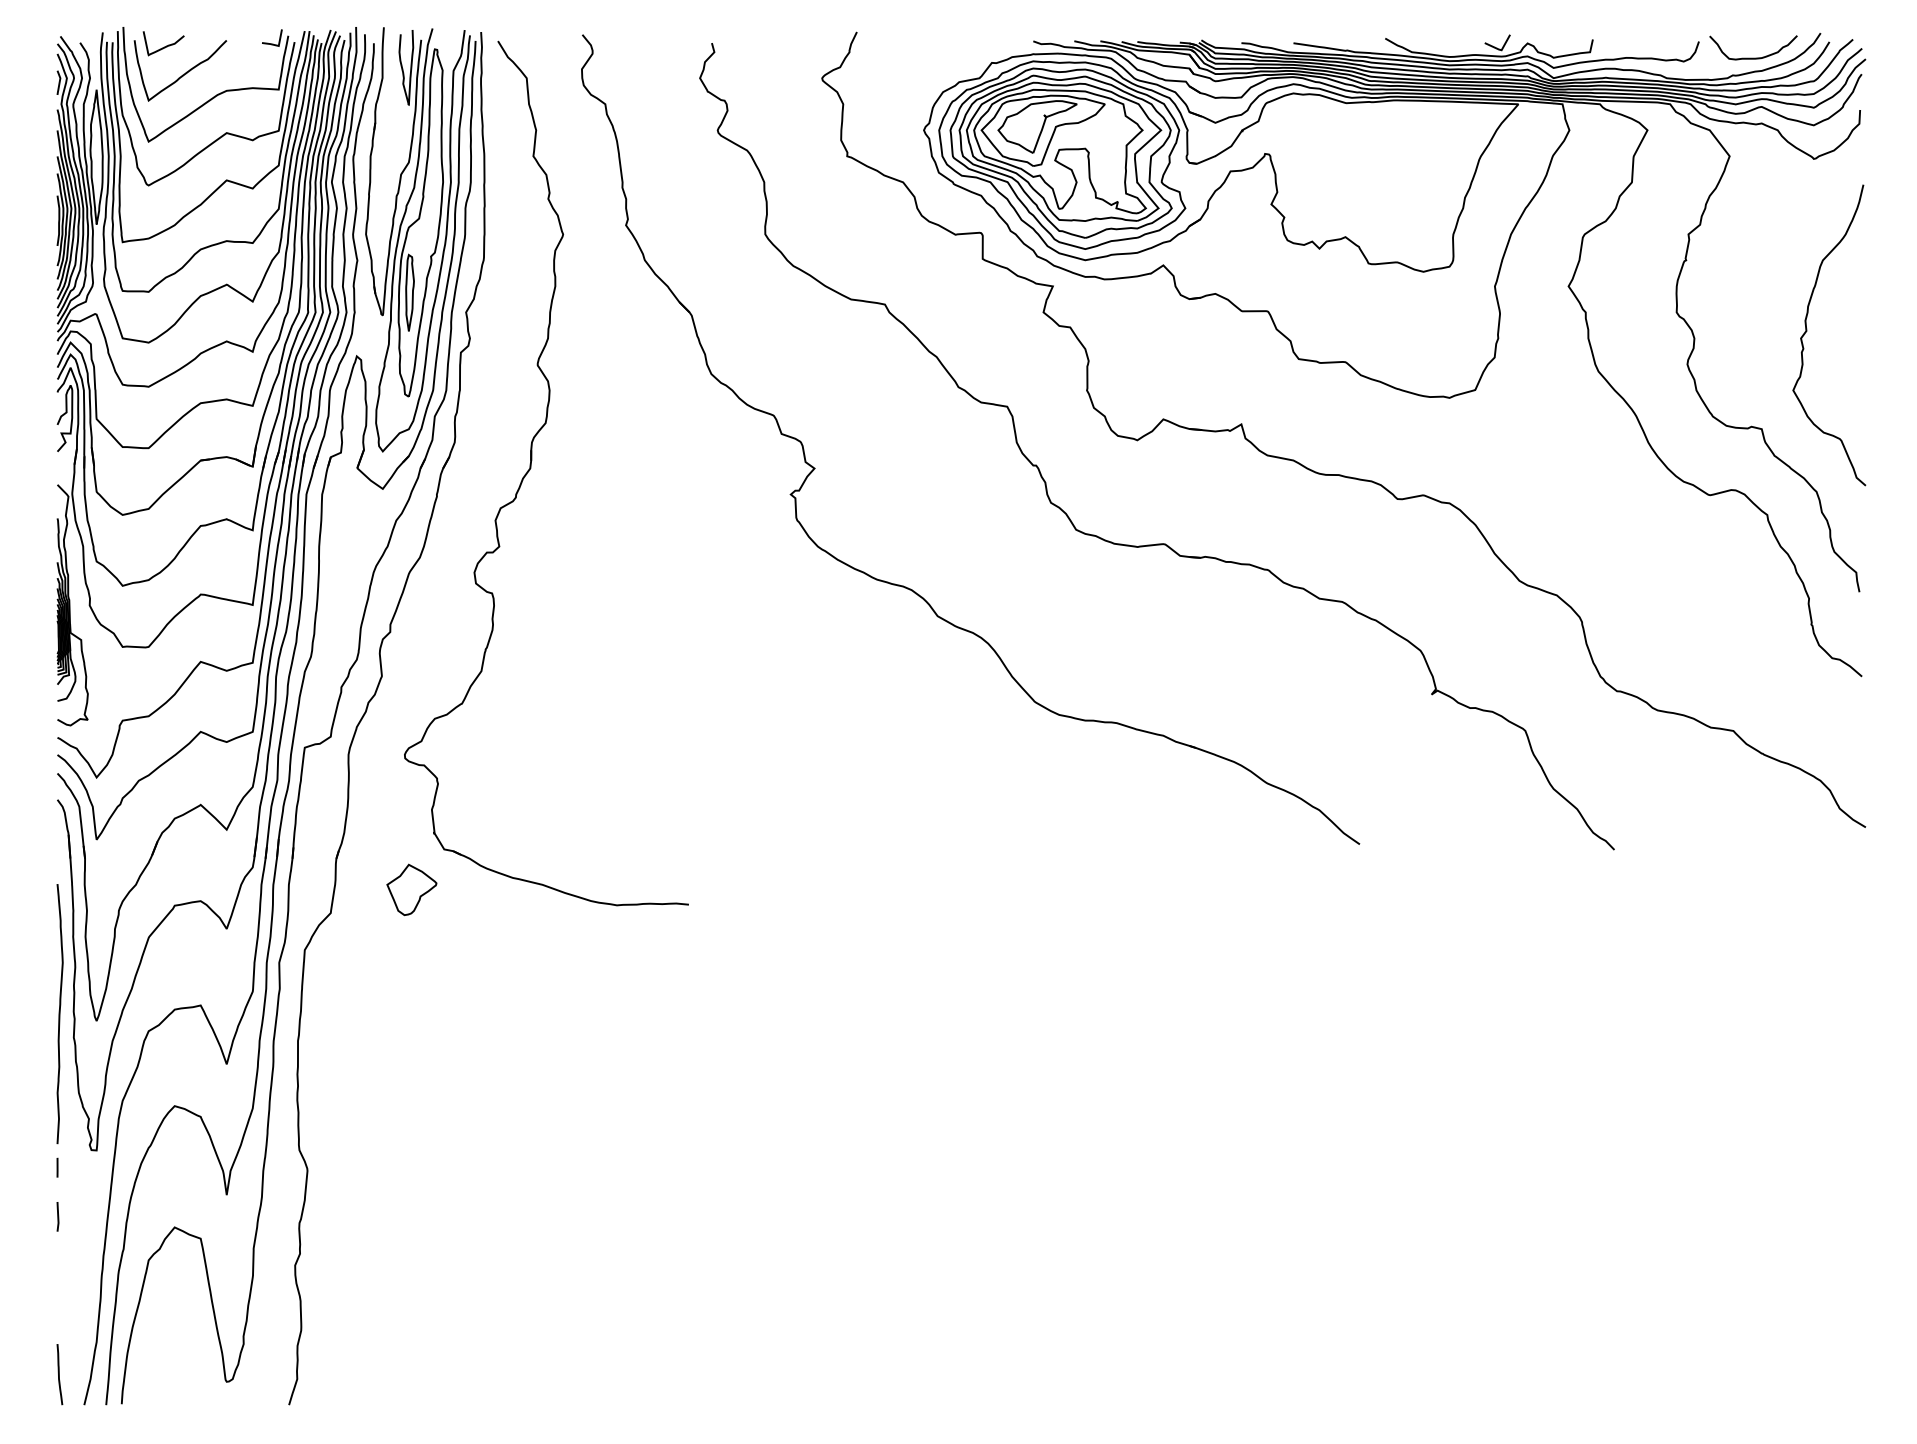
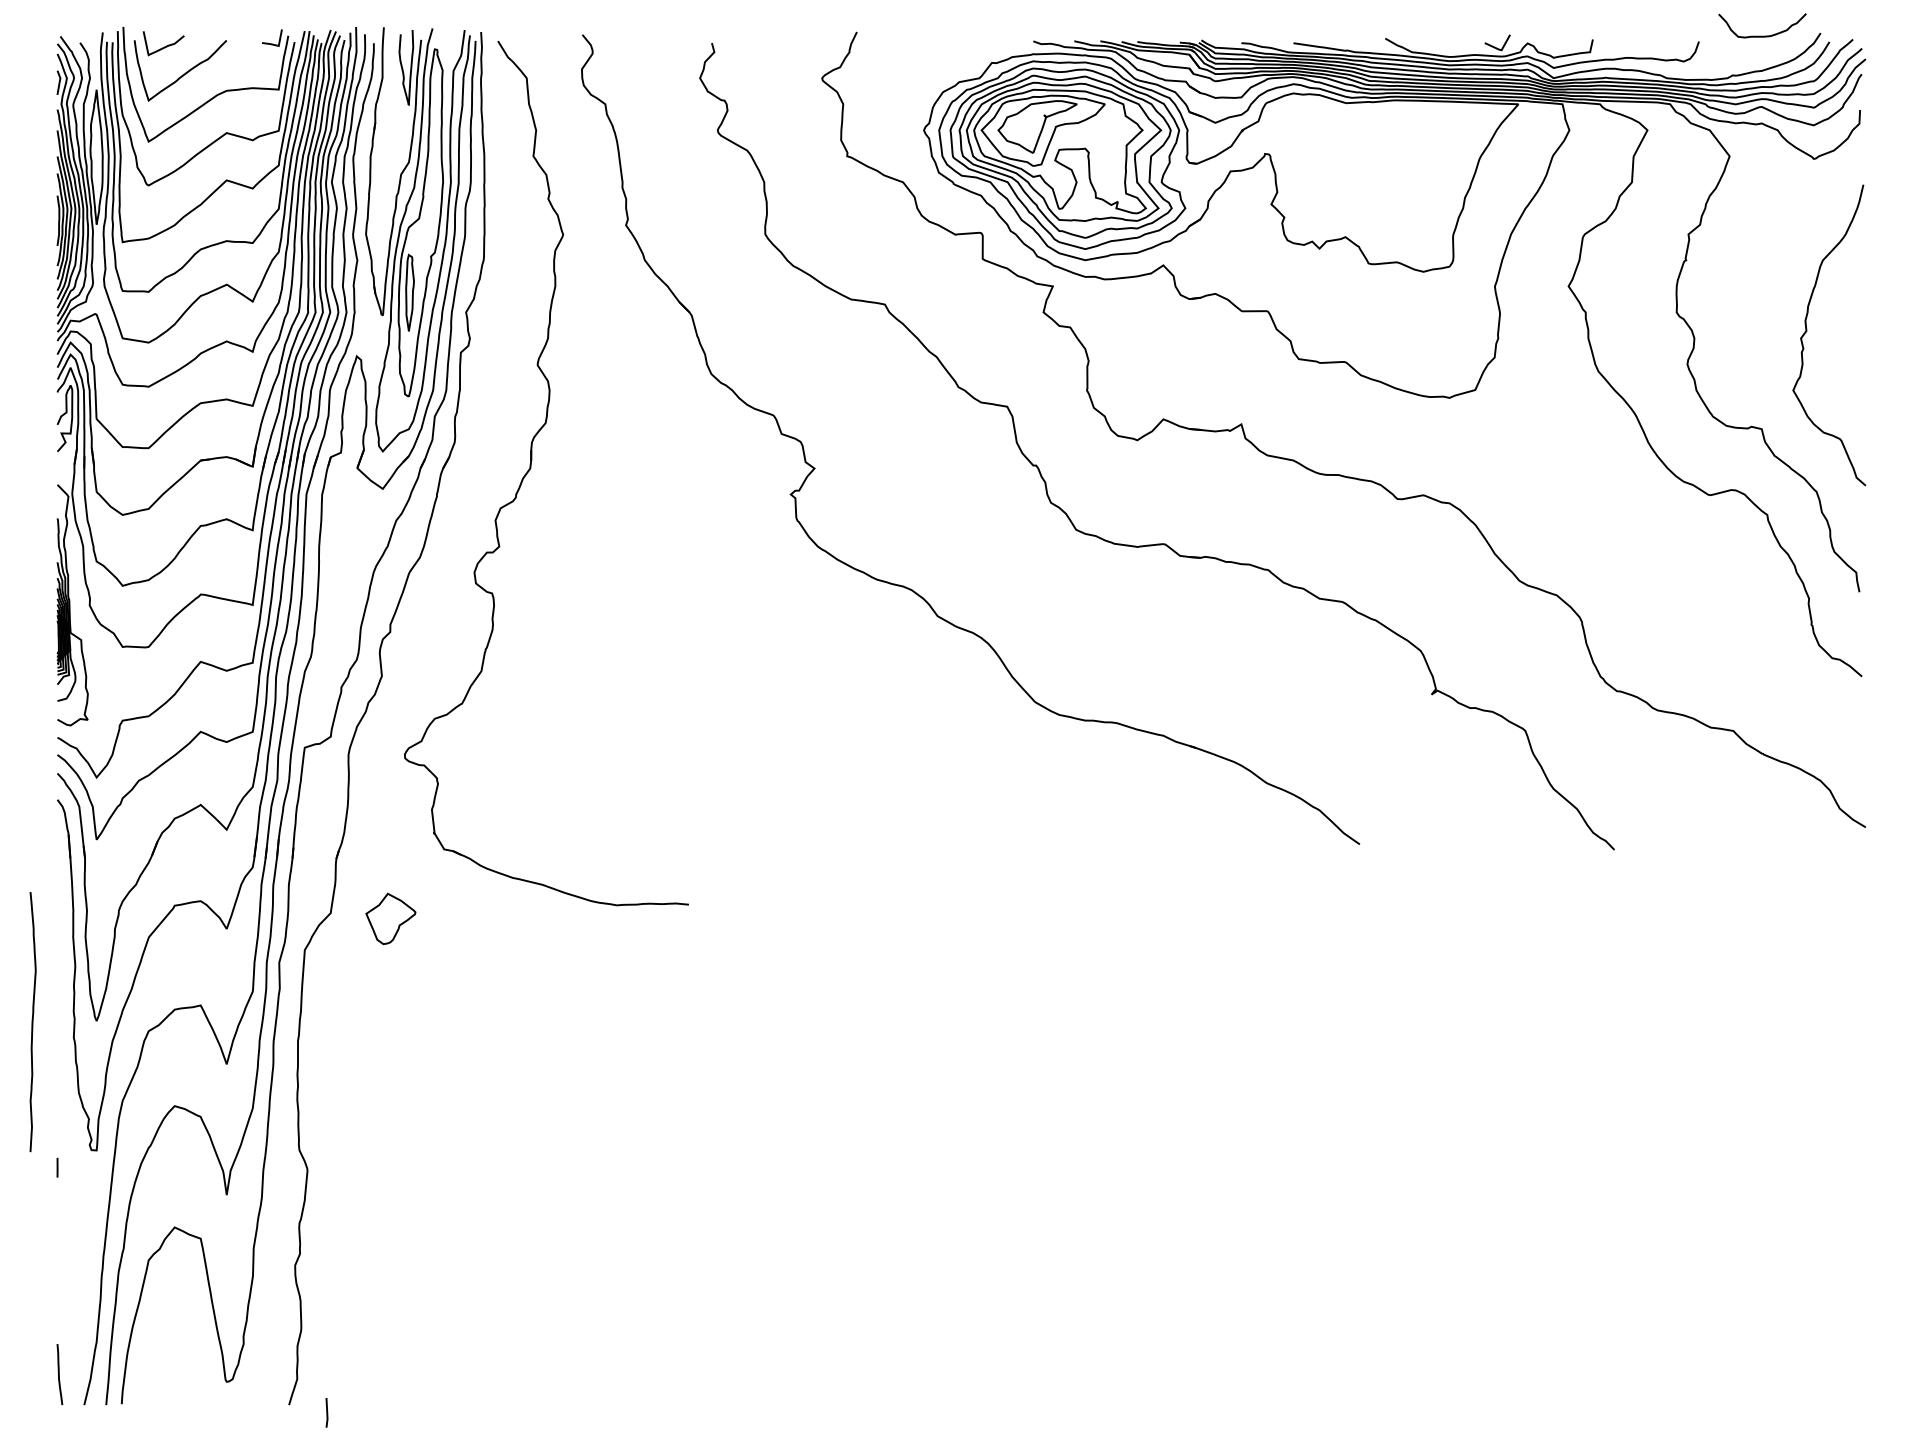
curve position: (1753, 57) -> (1762, 35) (1762, 35)
part position: (411, 889) -> (390, 918) (390, 918)
curve position: (59, 1014) -> (32, 1022) (32, 1022)
line position: (57, 1216) -> (326, 1412) (326, 1412)
